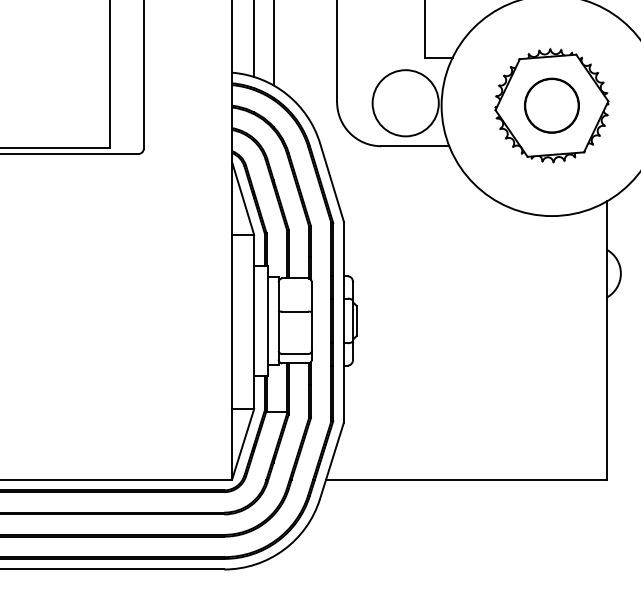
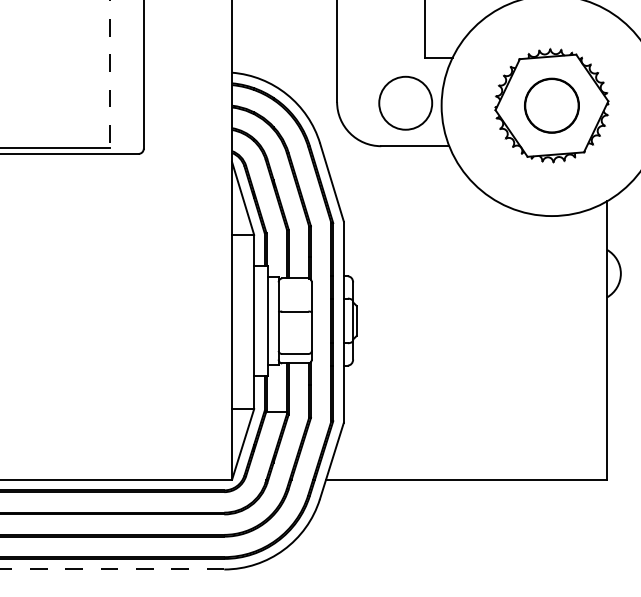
line: present -> none (254, 39)
line: present -> none (273, 43)
line: solid -> dashed (109, 74)
circle diameter: 66 px -> 53 px (405, 102)
line: solid -> dashed (111, 569)
